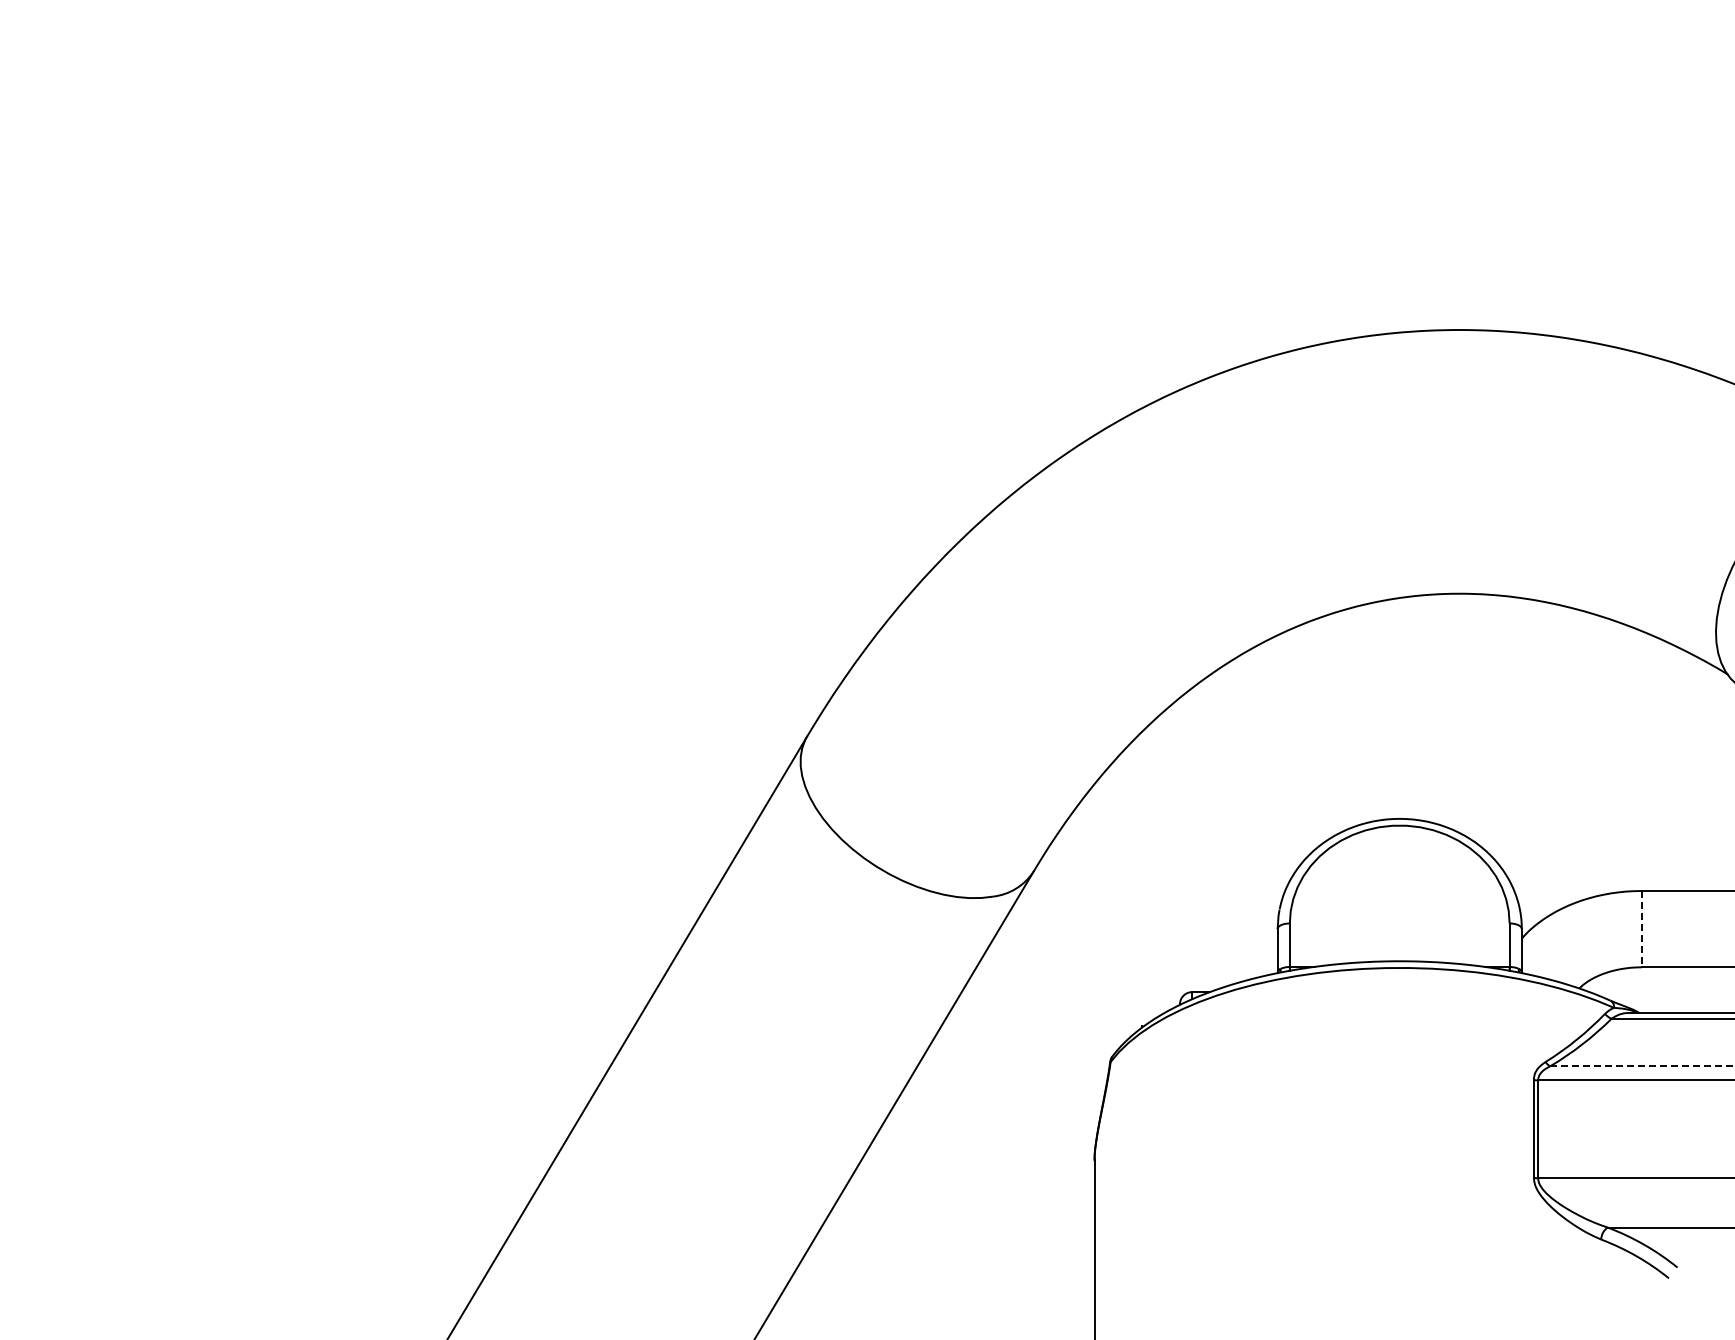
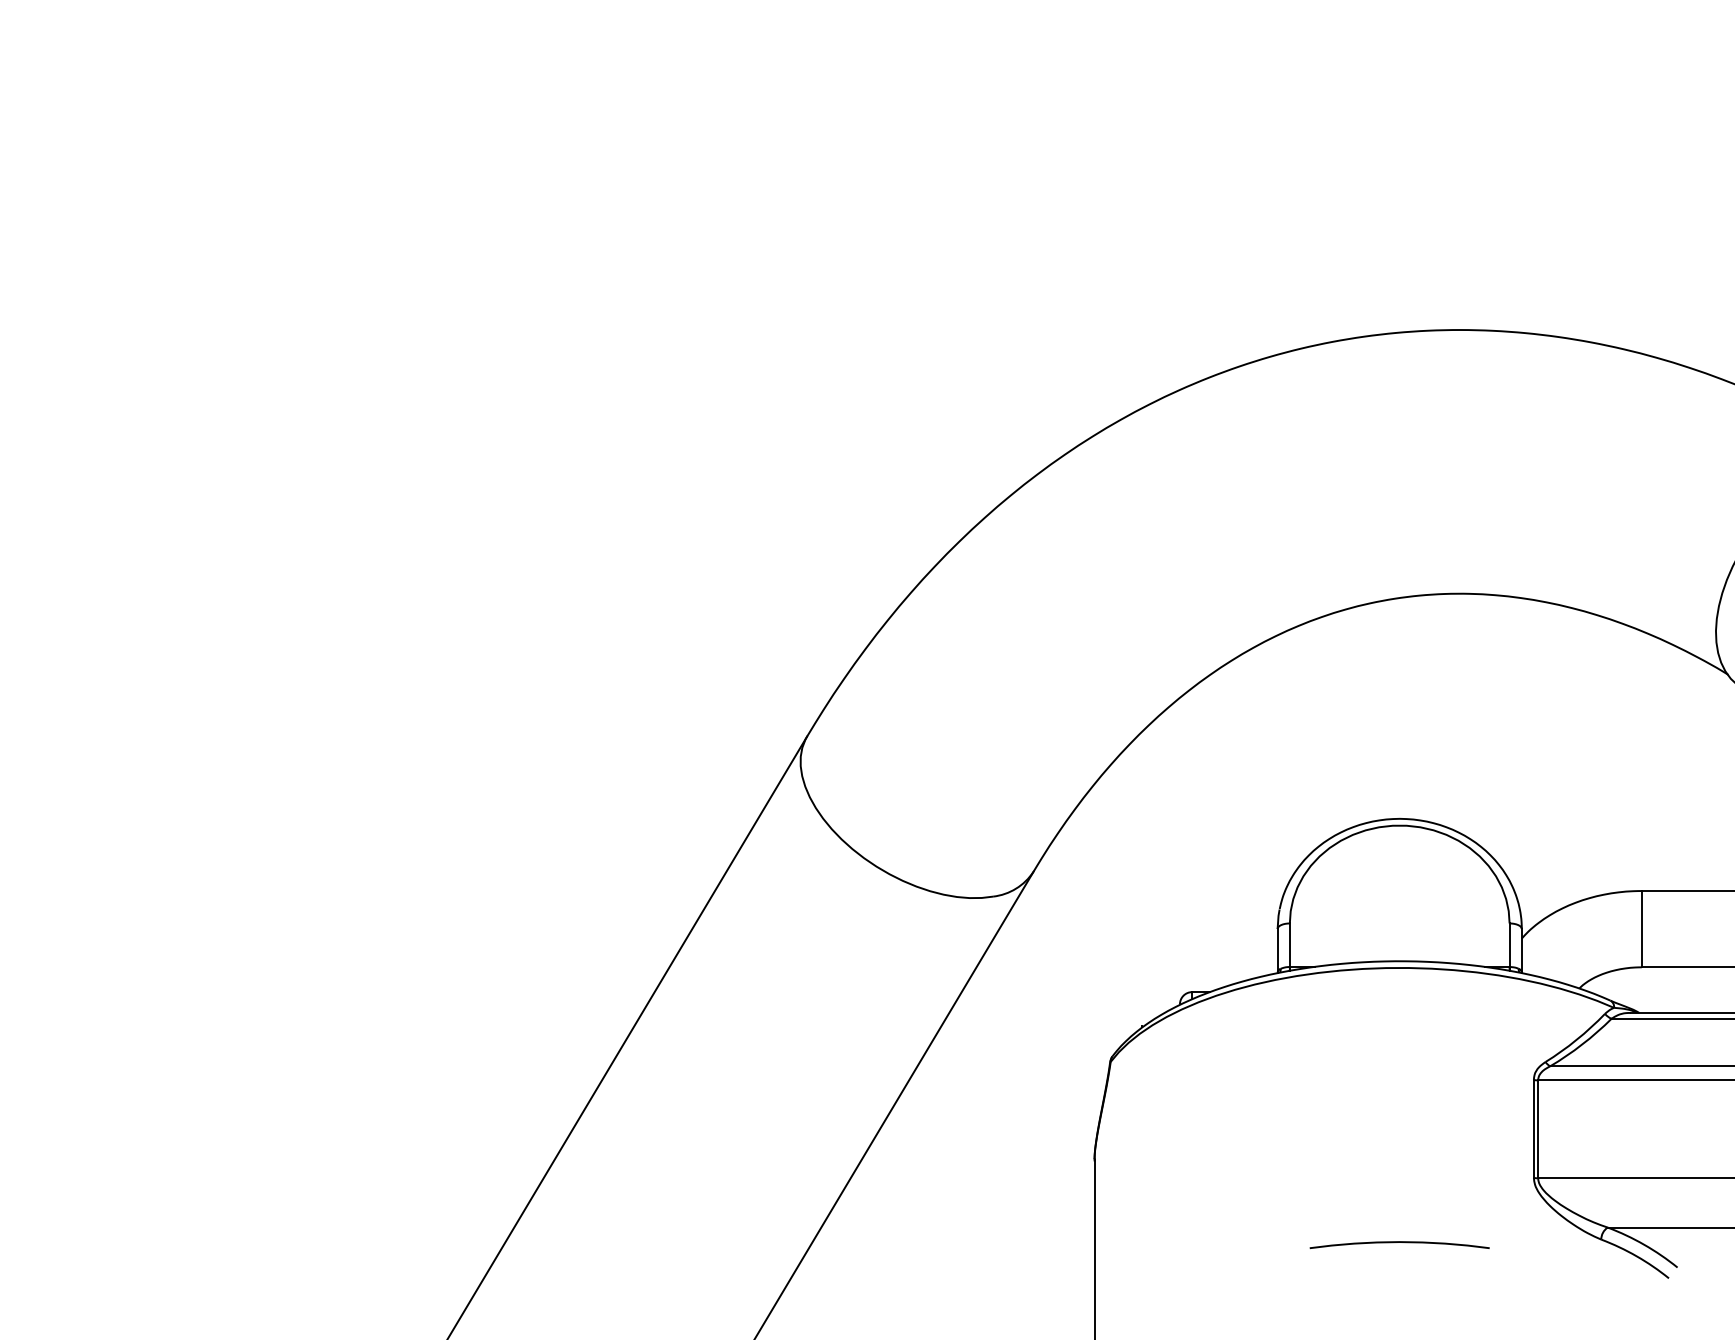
line: dashed -> solid (1641, 929)
line: dashed -> solid (1643, 1066)
curve: none -> present (1399, 1242)
